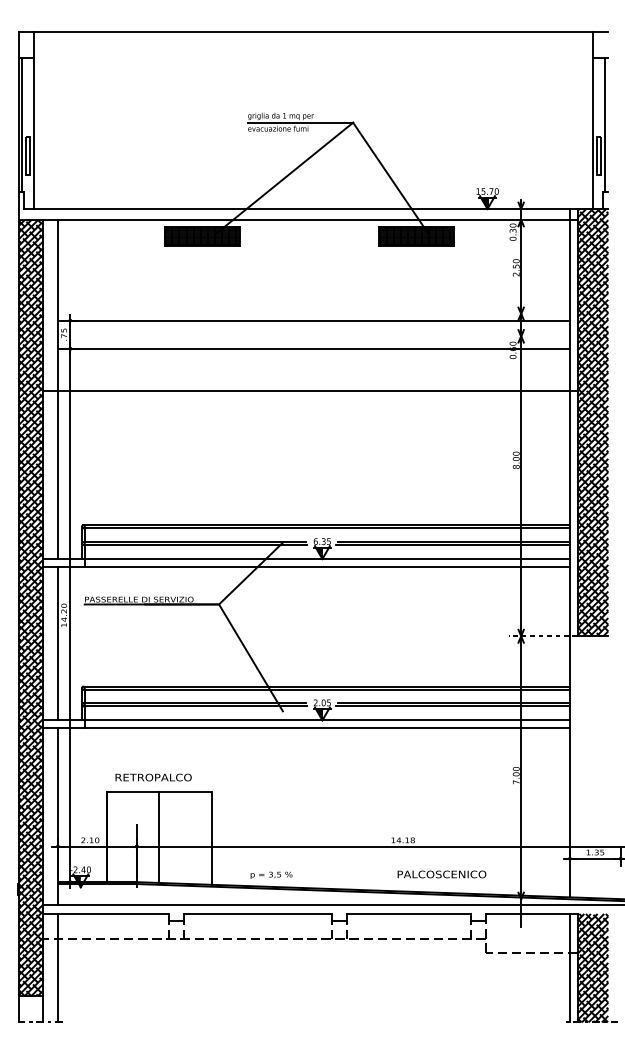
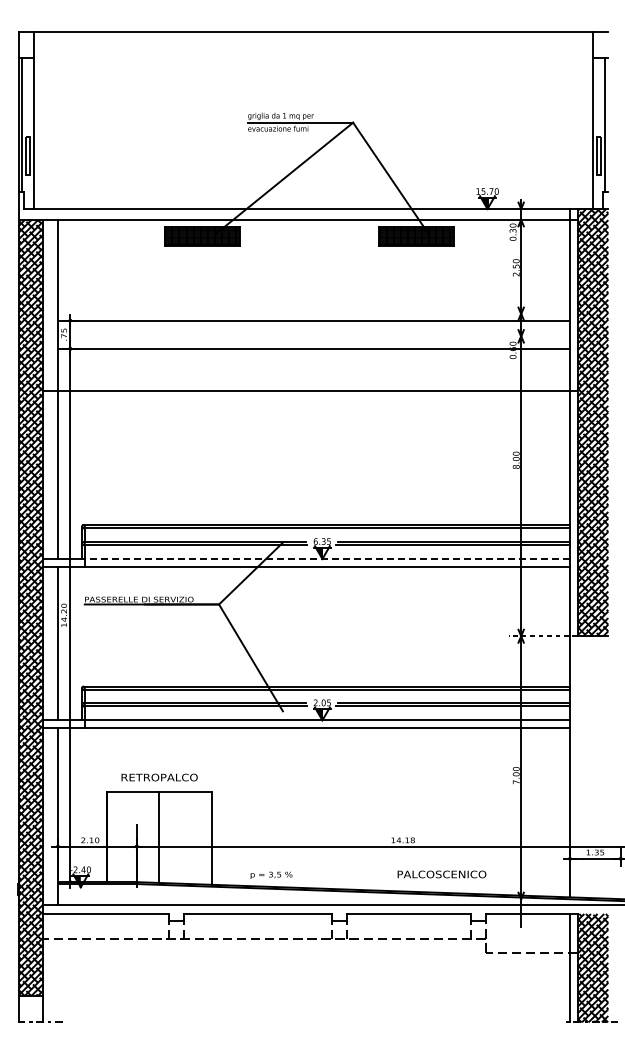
line: solid -> dashed (327, 559)
text position: (153, 777) -> (159, 777) (159, 777)
line: present -> none (57, 967)
